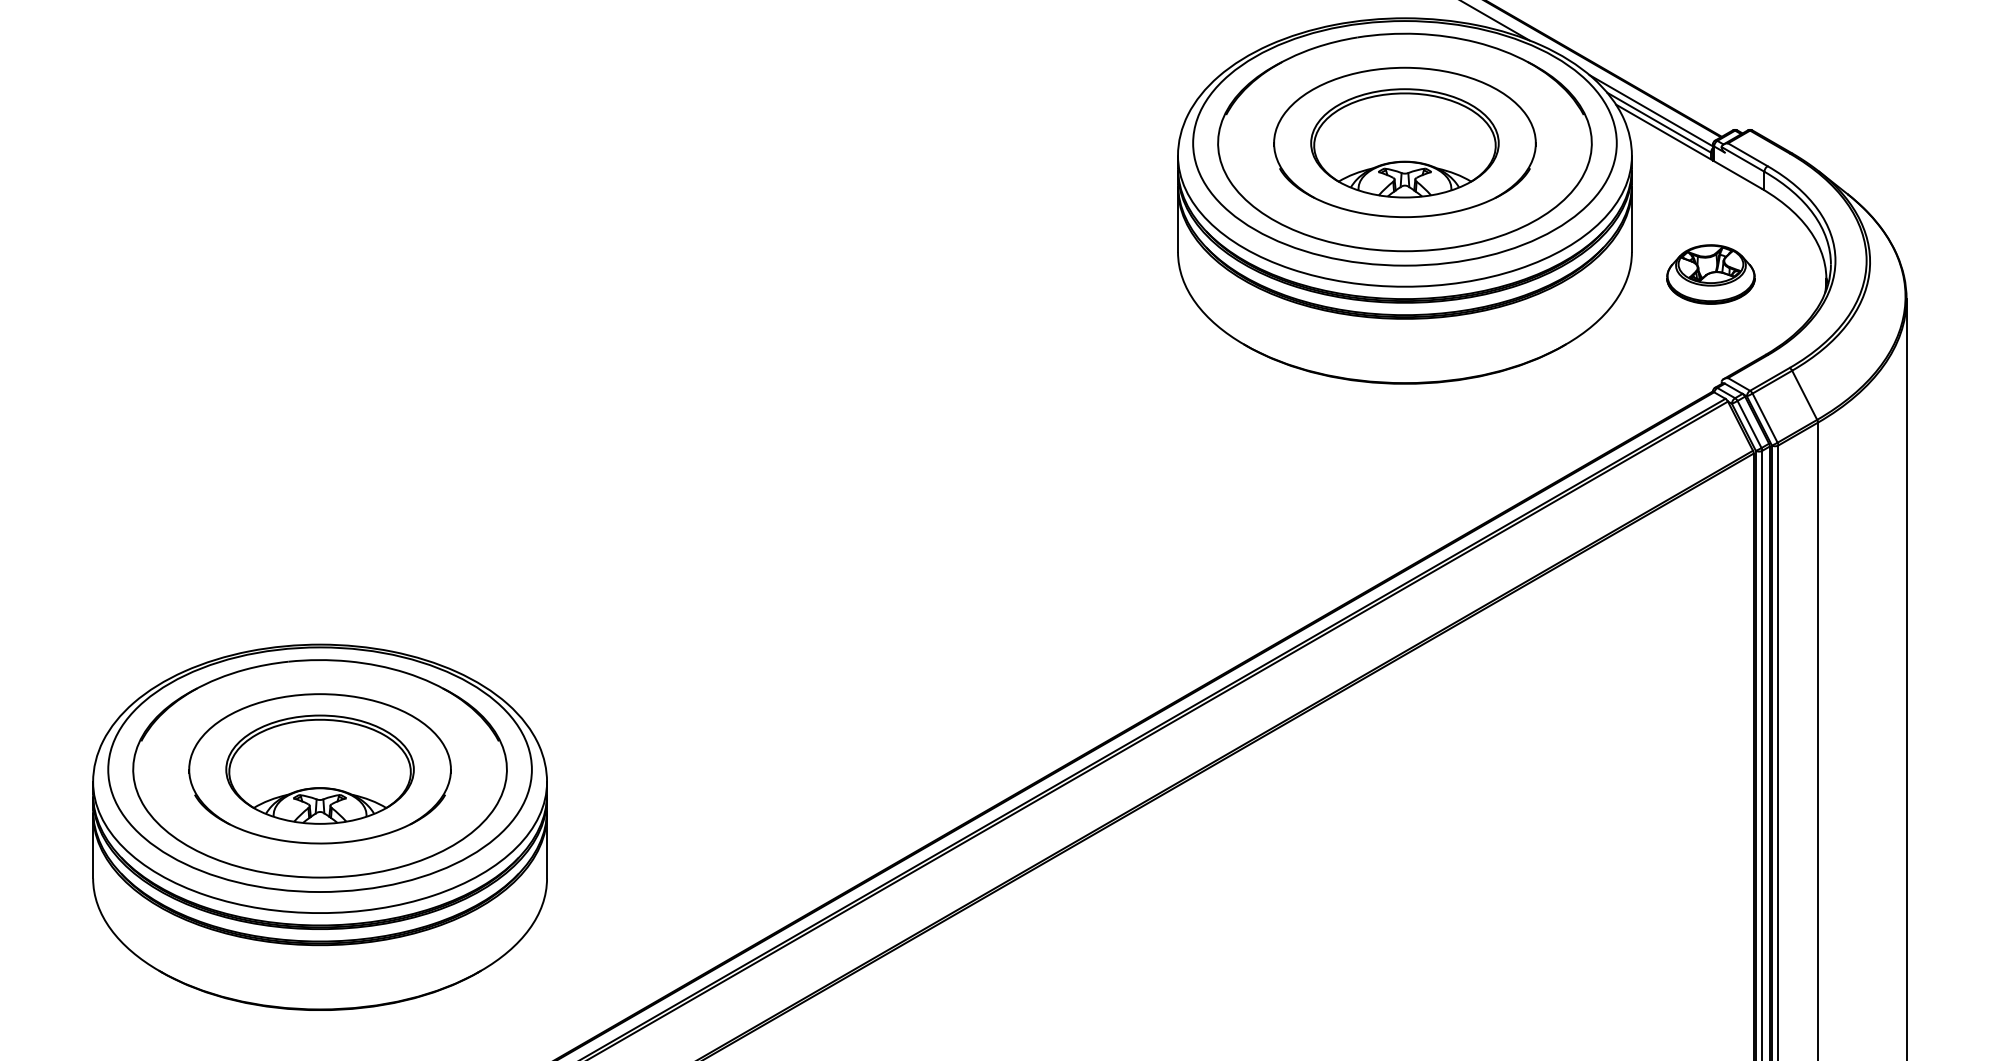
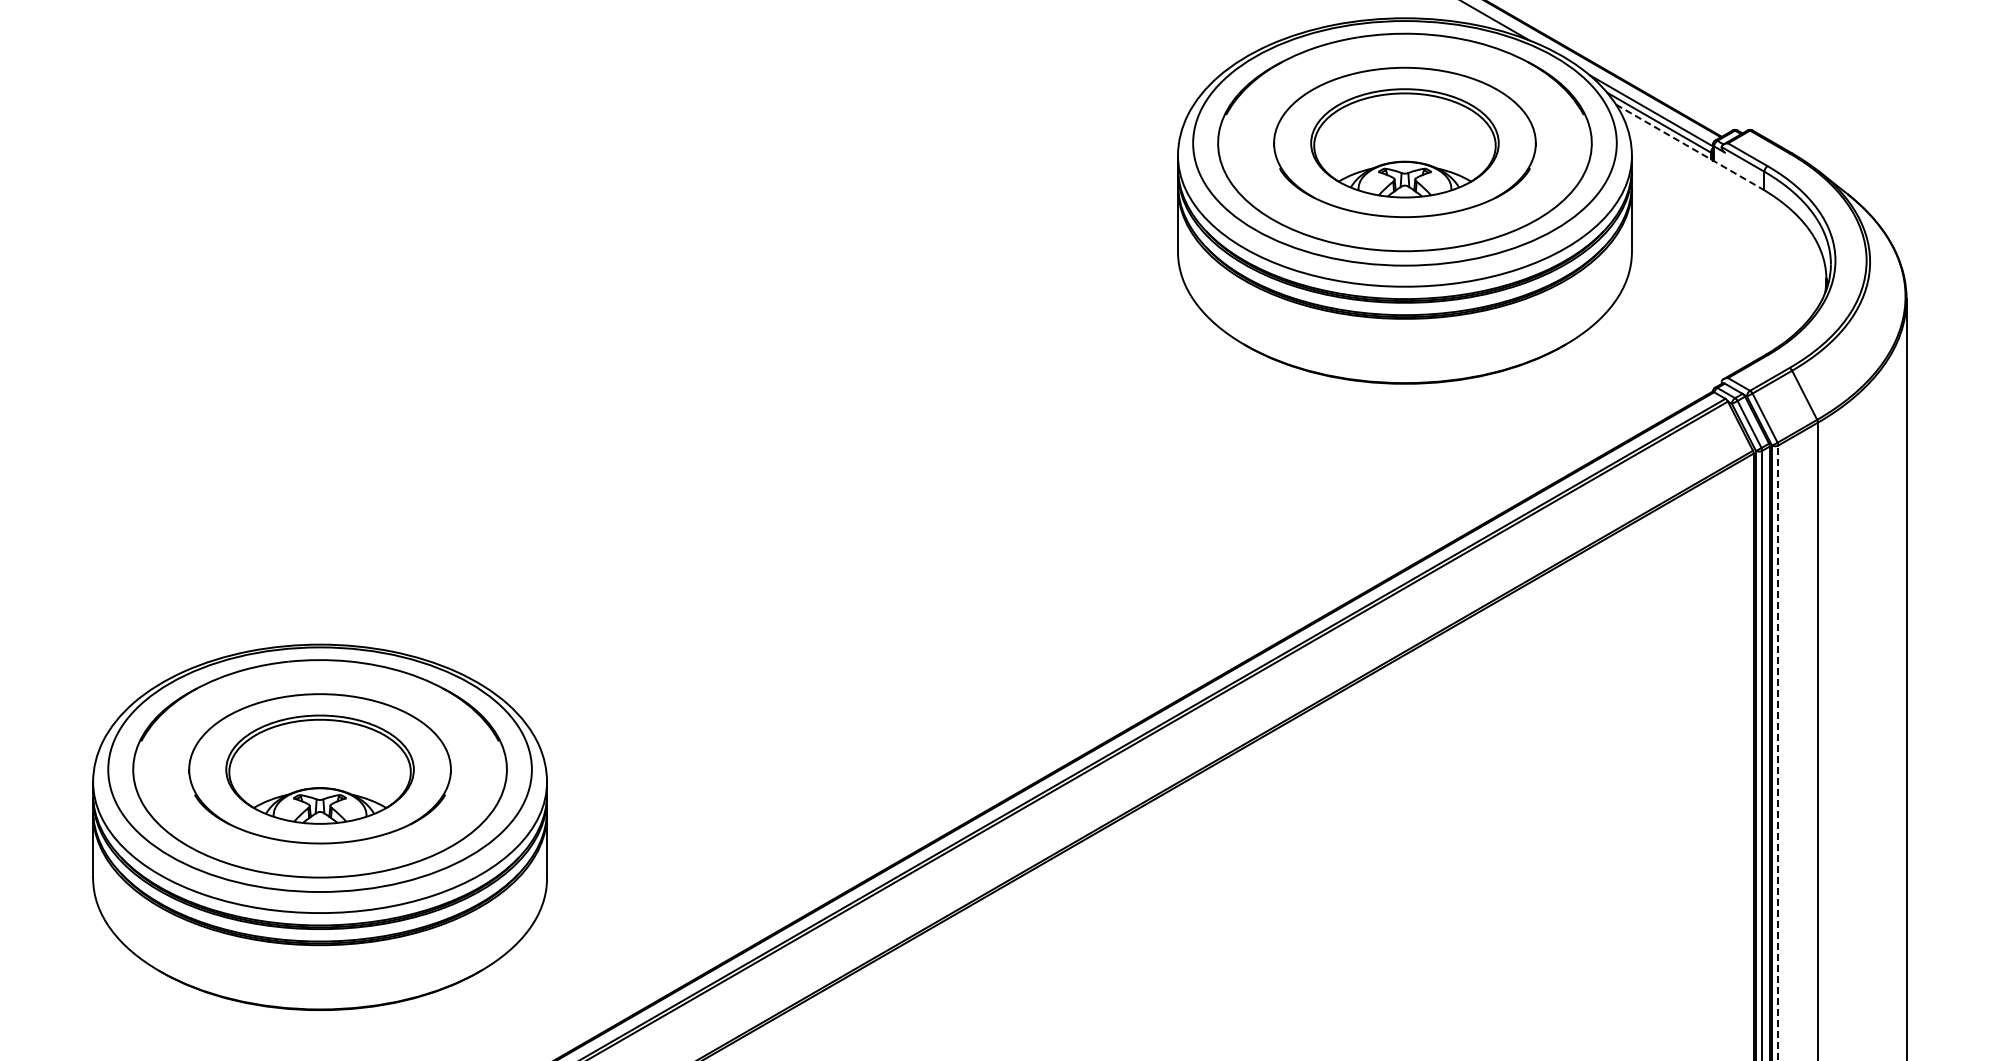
line: solid -> dashed (1688, 146)
part: present -> none (1710, 274)
line: solid -> dashed (1778, 752)
